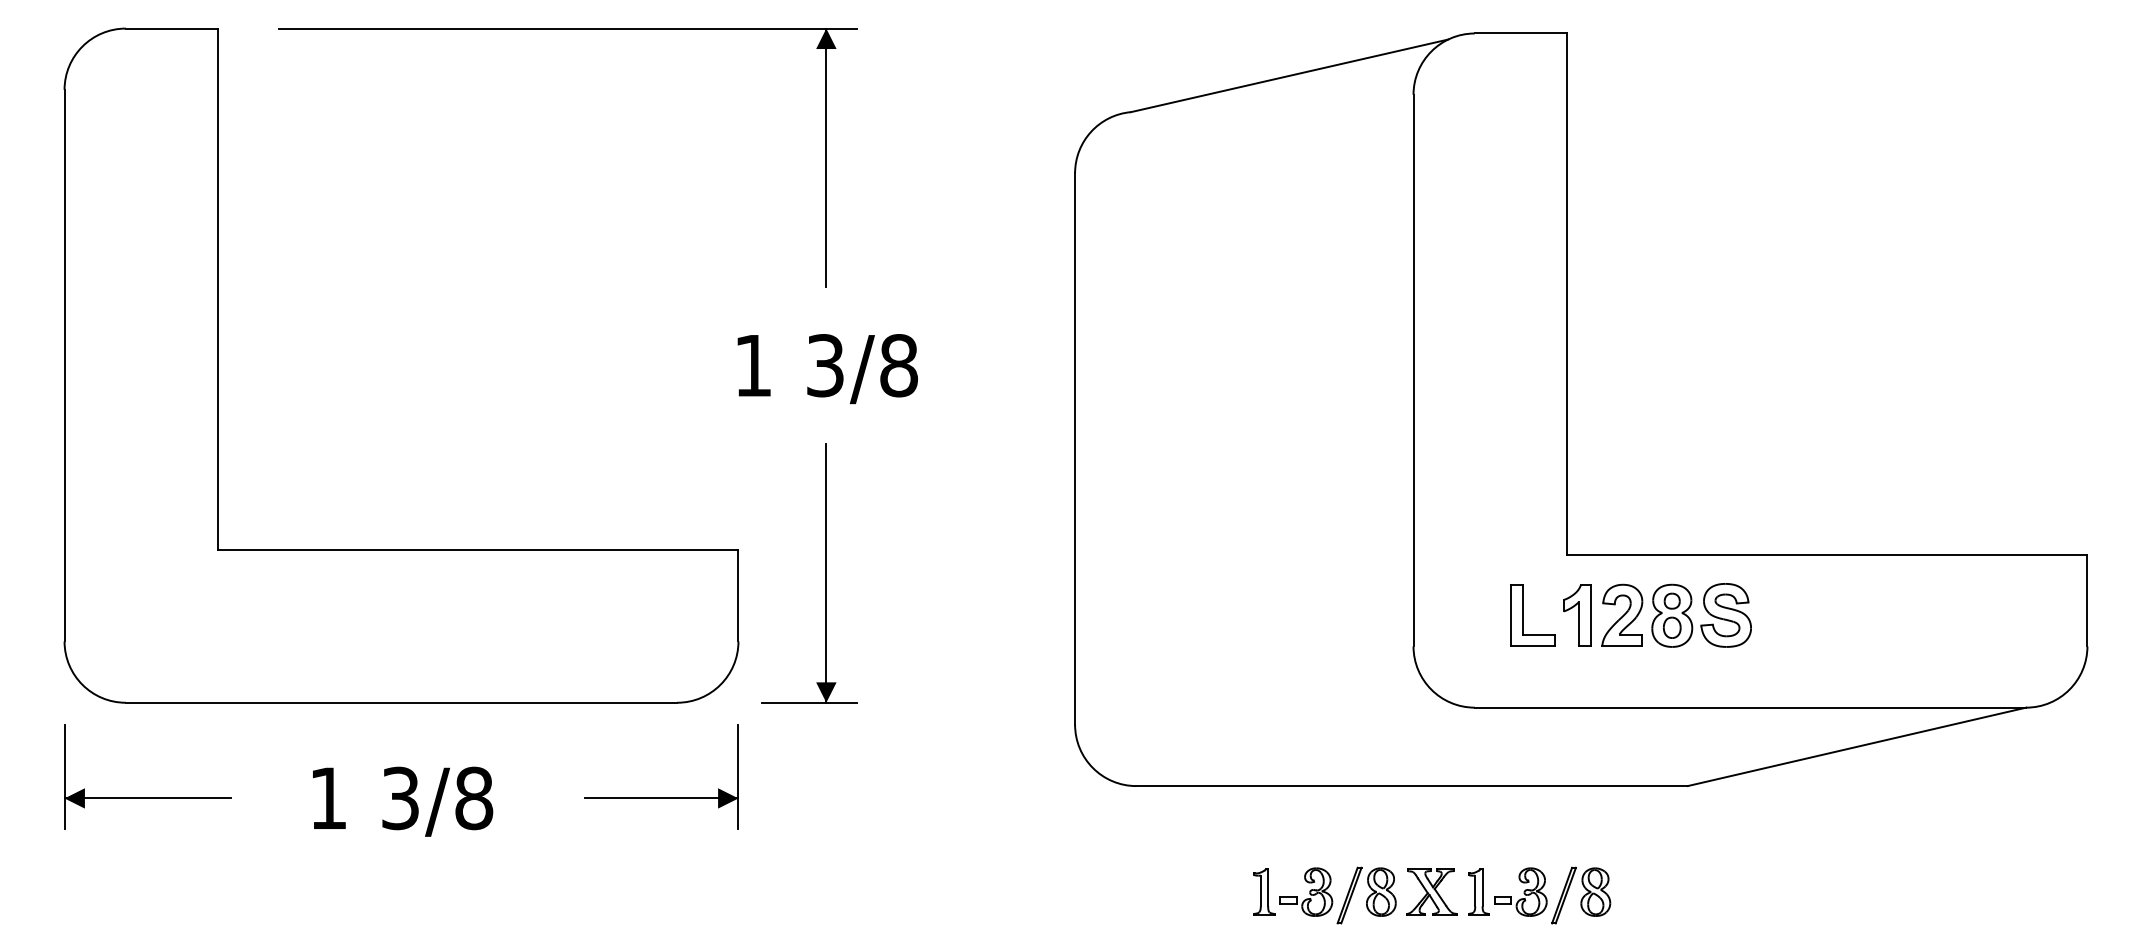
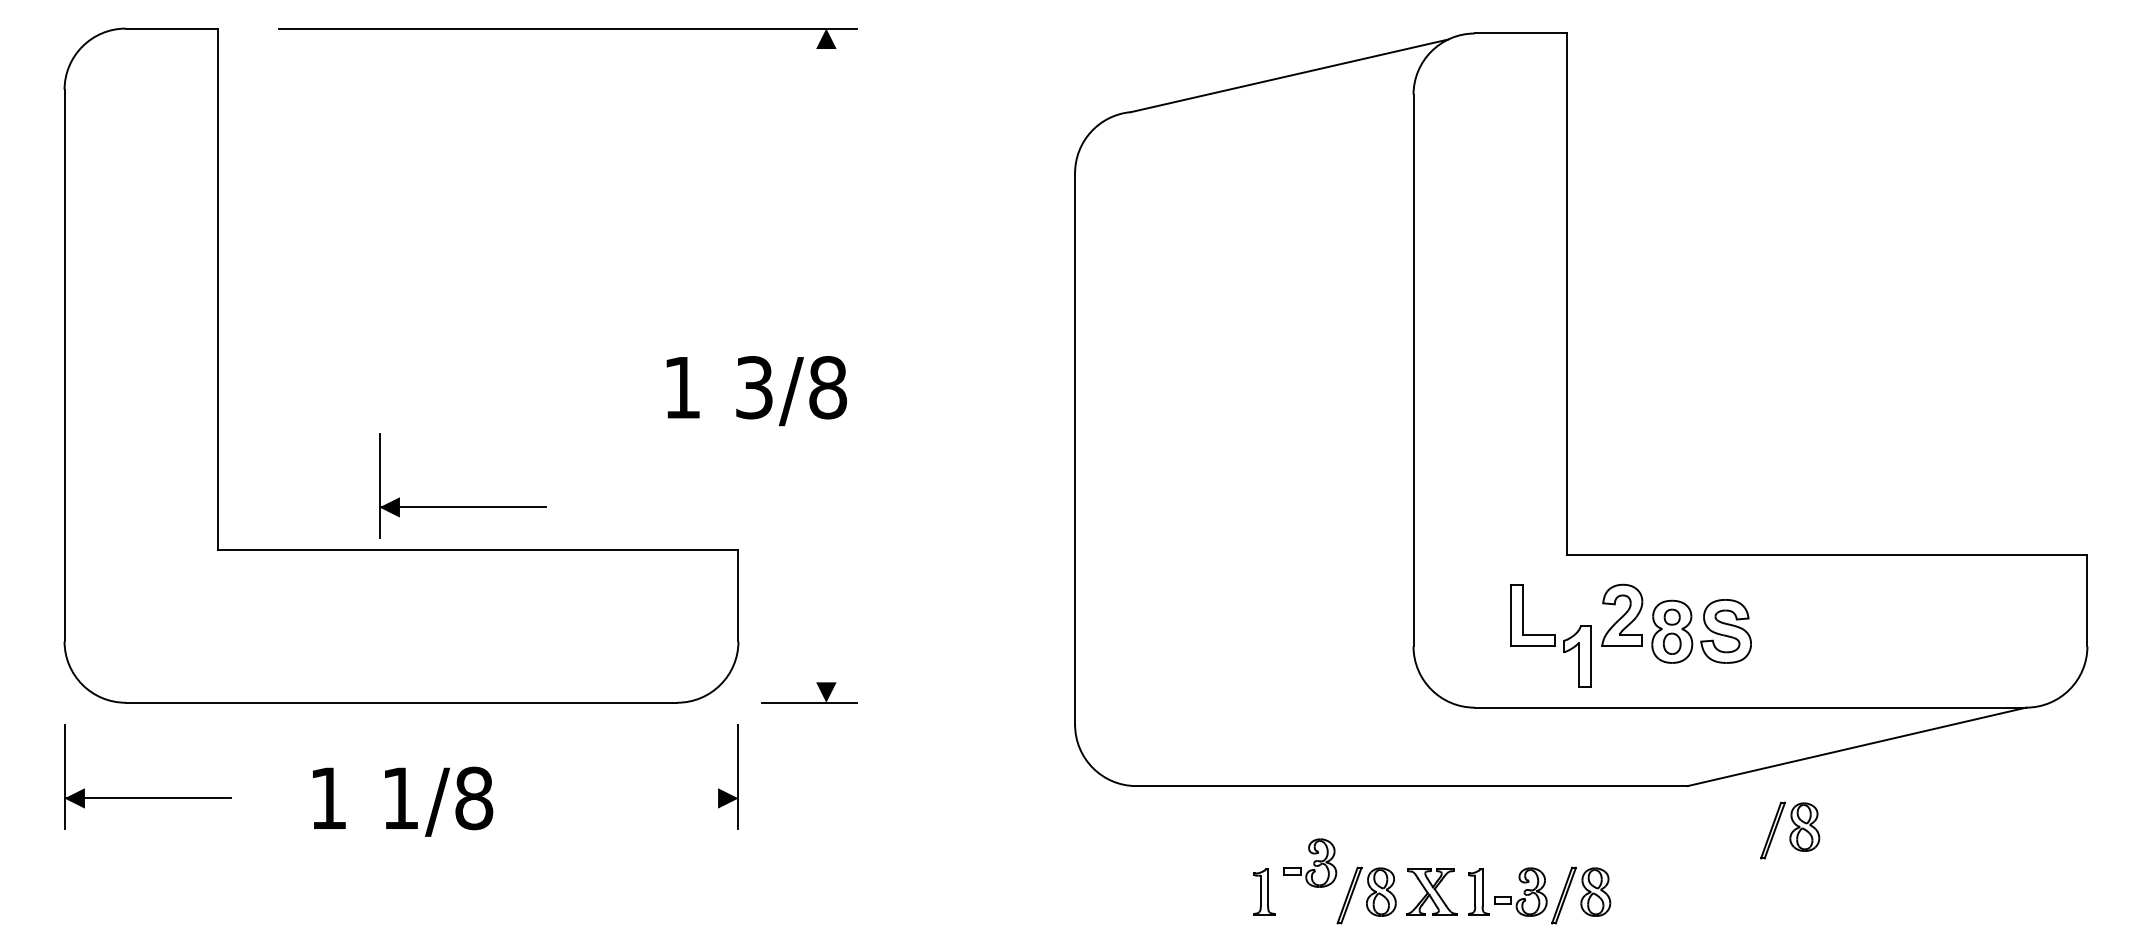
line: present -> none (826, 157)
text position: (827, 369) -> (756, 391) (756, 391)
part: none -> present (462, 506)
line: present -> none (826, 573)
part position: (1705, 610) -> (1705, 626) (1705, 626)
part position: (1577, 615) -> (1577, 656) (1577, 656)
text: 3/8 -> 1/8 (400, 798)
line: present -> none (661, 798)
part: none -> present (1790, 830)
part position: (1306, 891) -> (1310, 862) (1310, 862)
